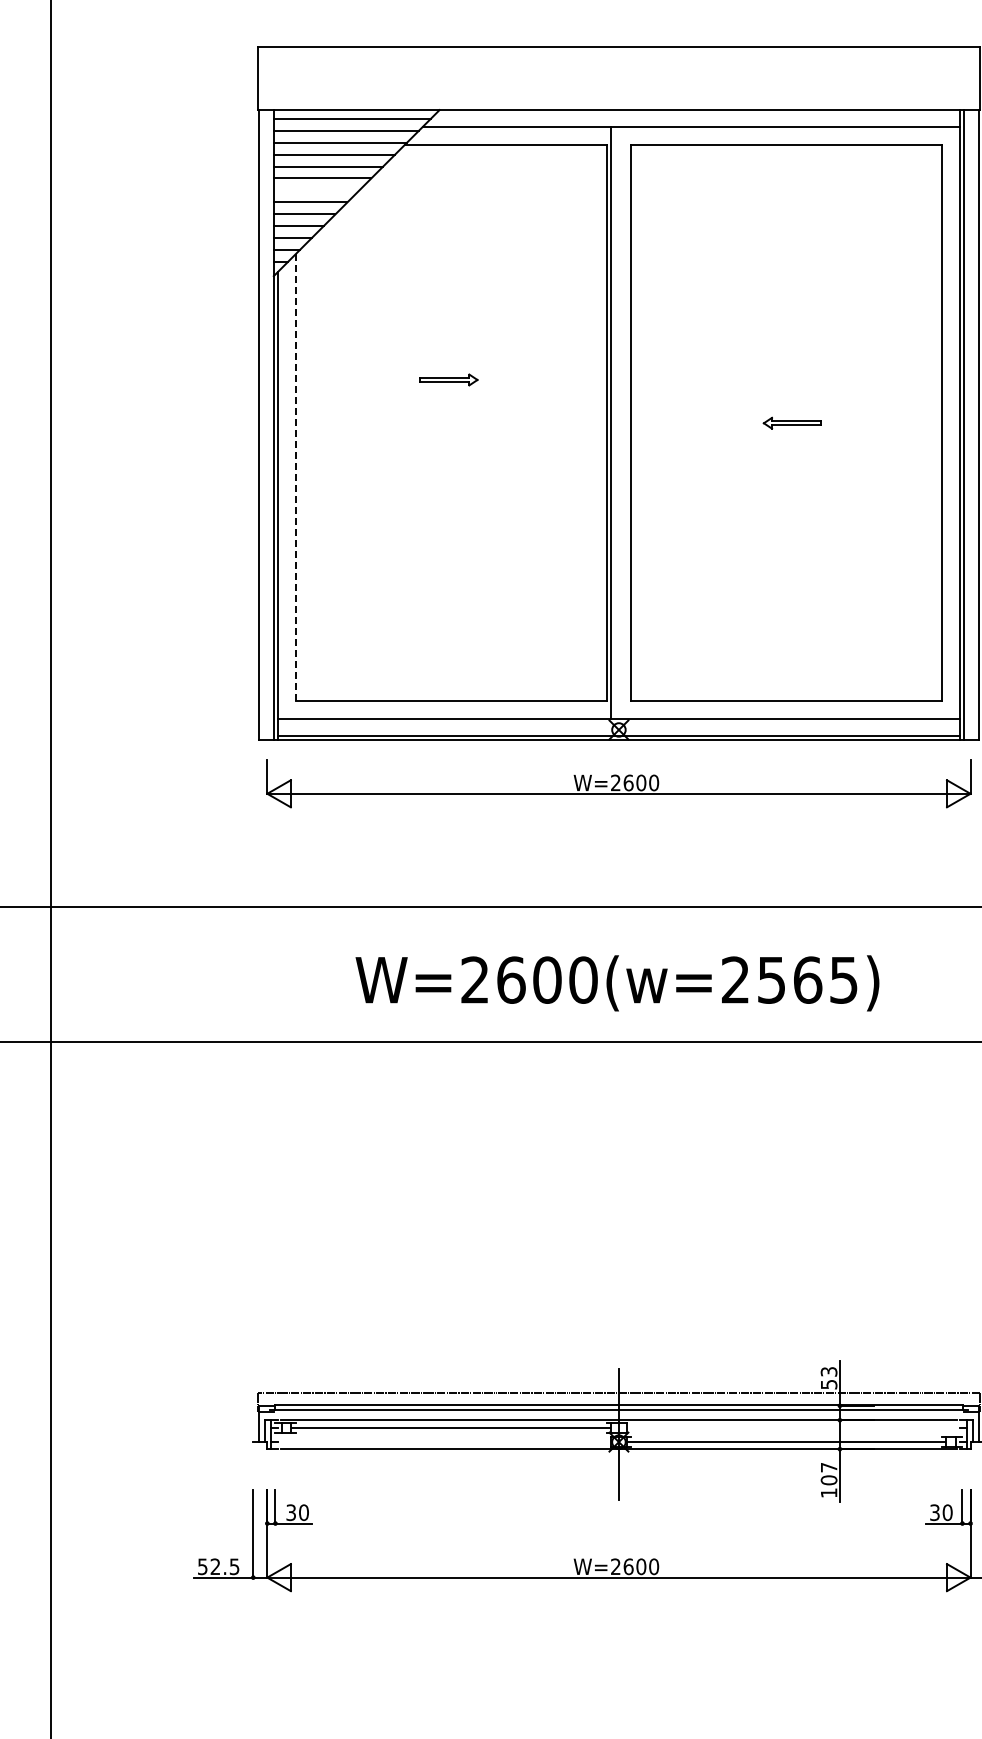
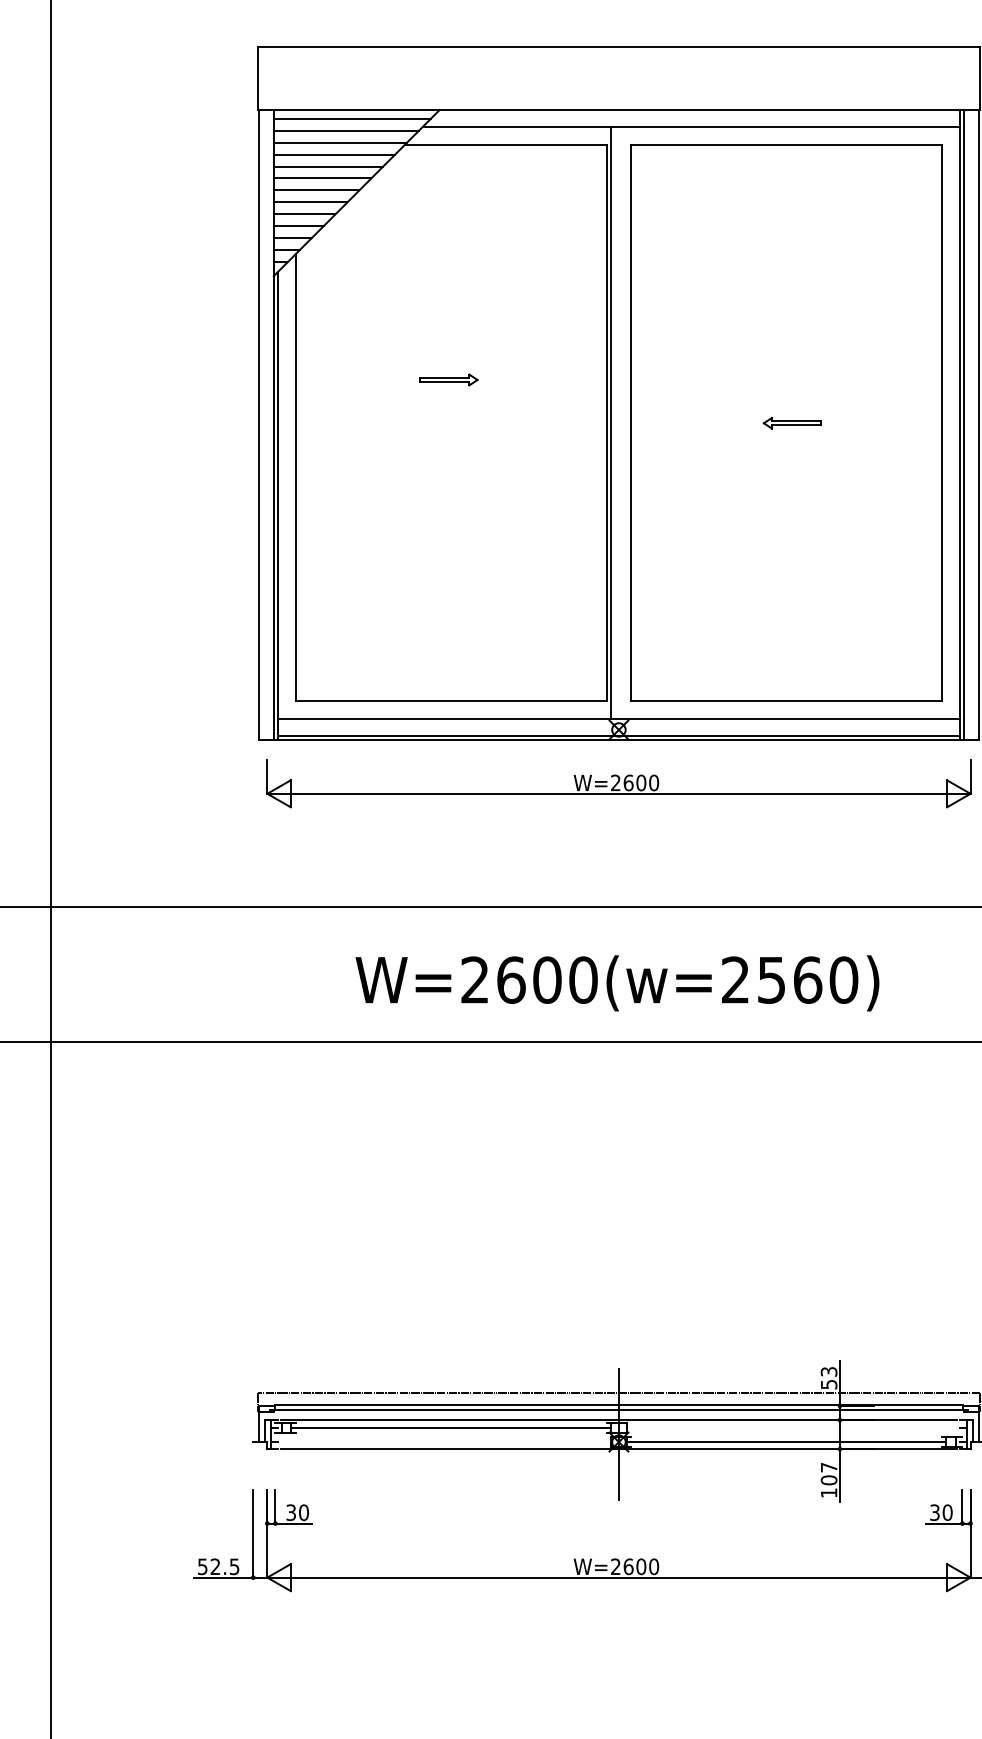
line: none -> present (316, 190)
line: dashed -> solid (296, 477)
text: W=2600(w=2565) -> W=2600(w=2560) (843, 979)
